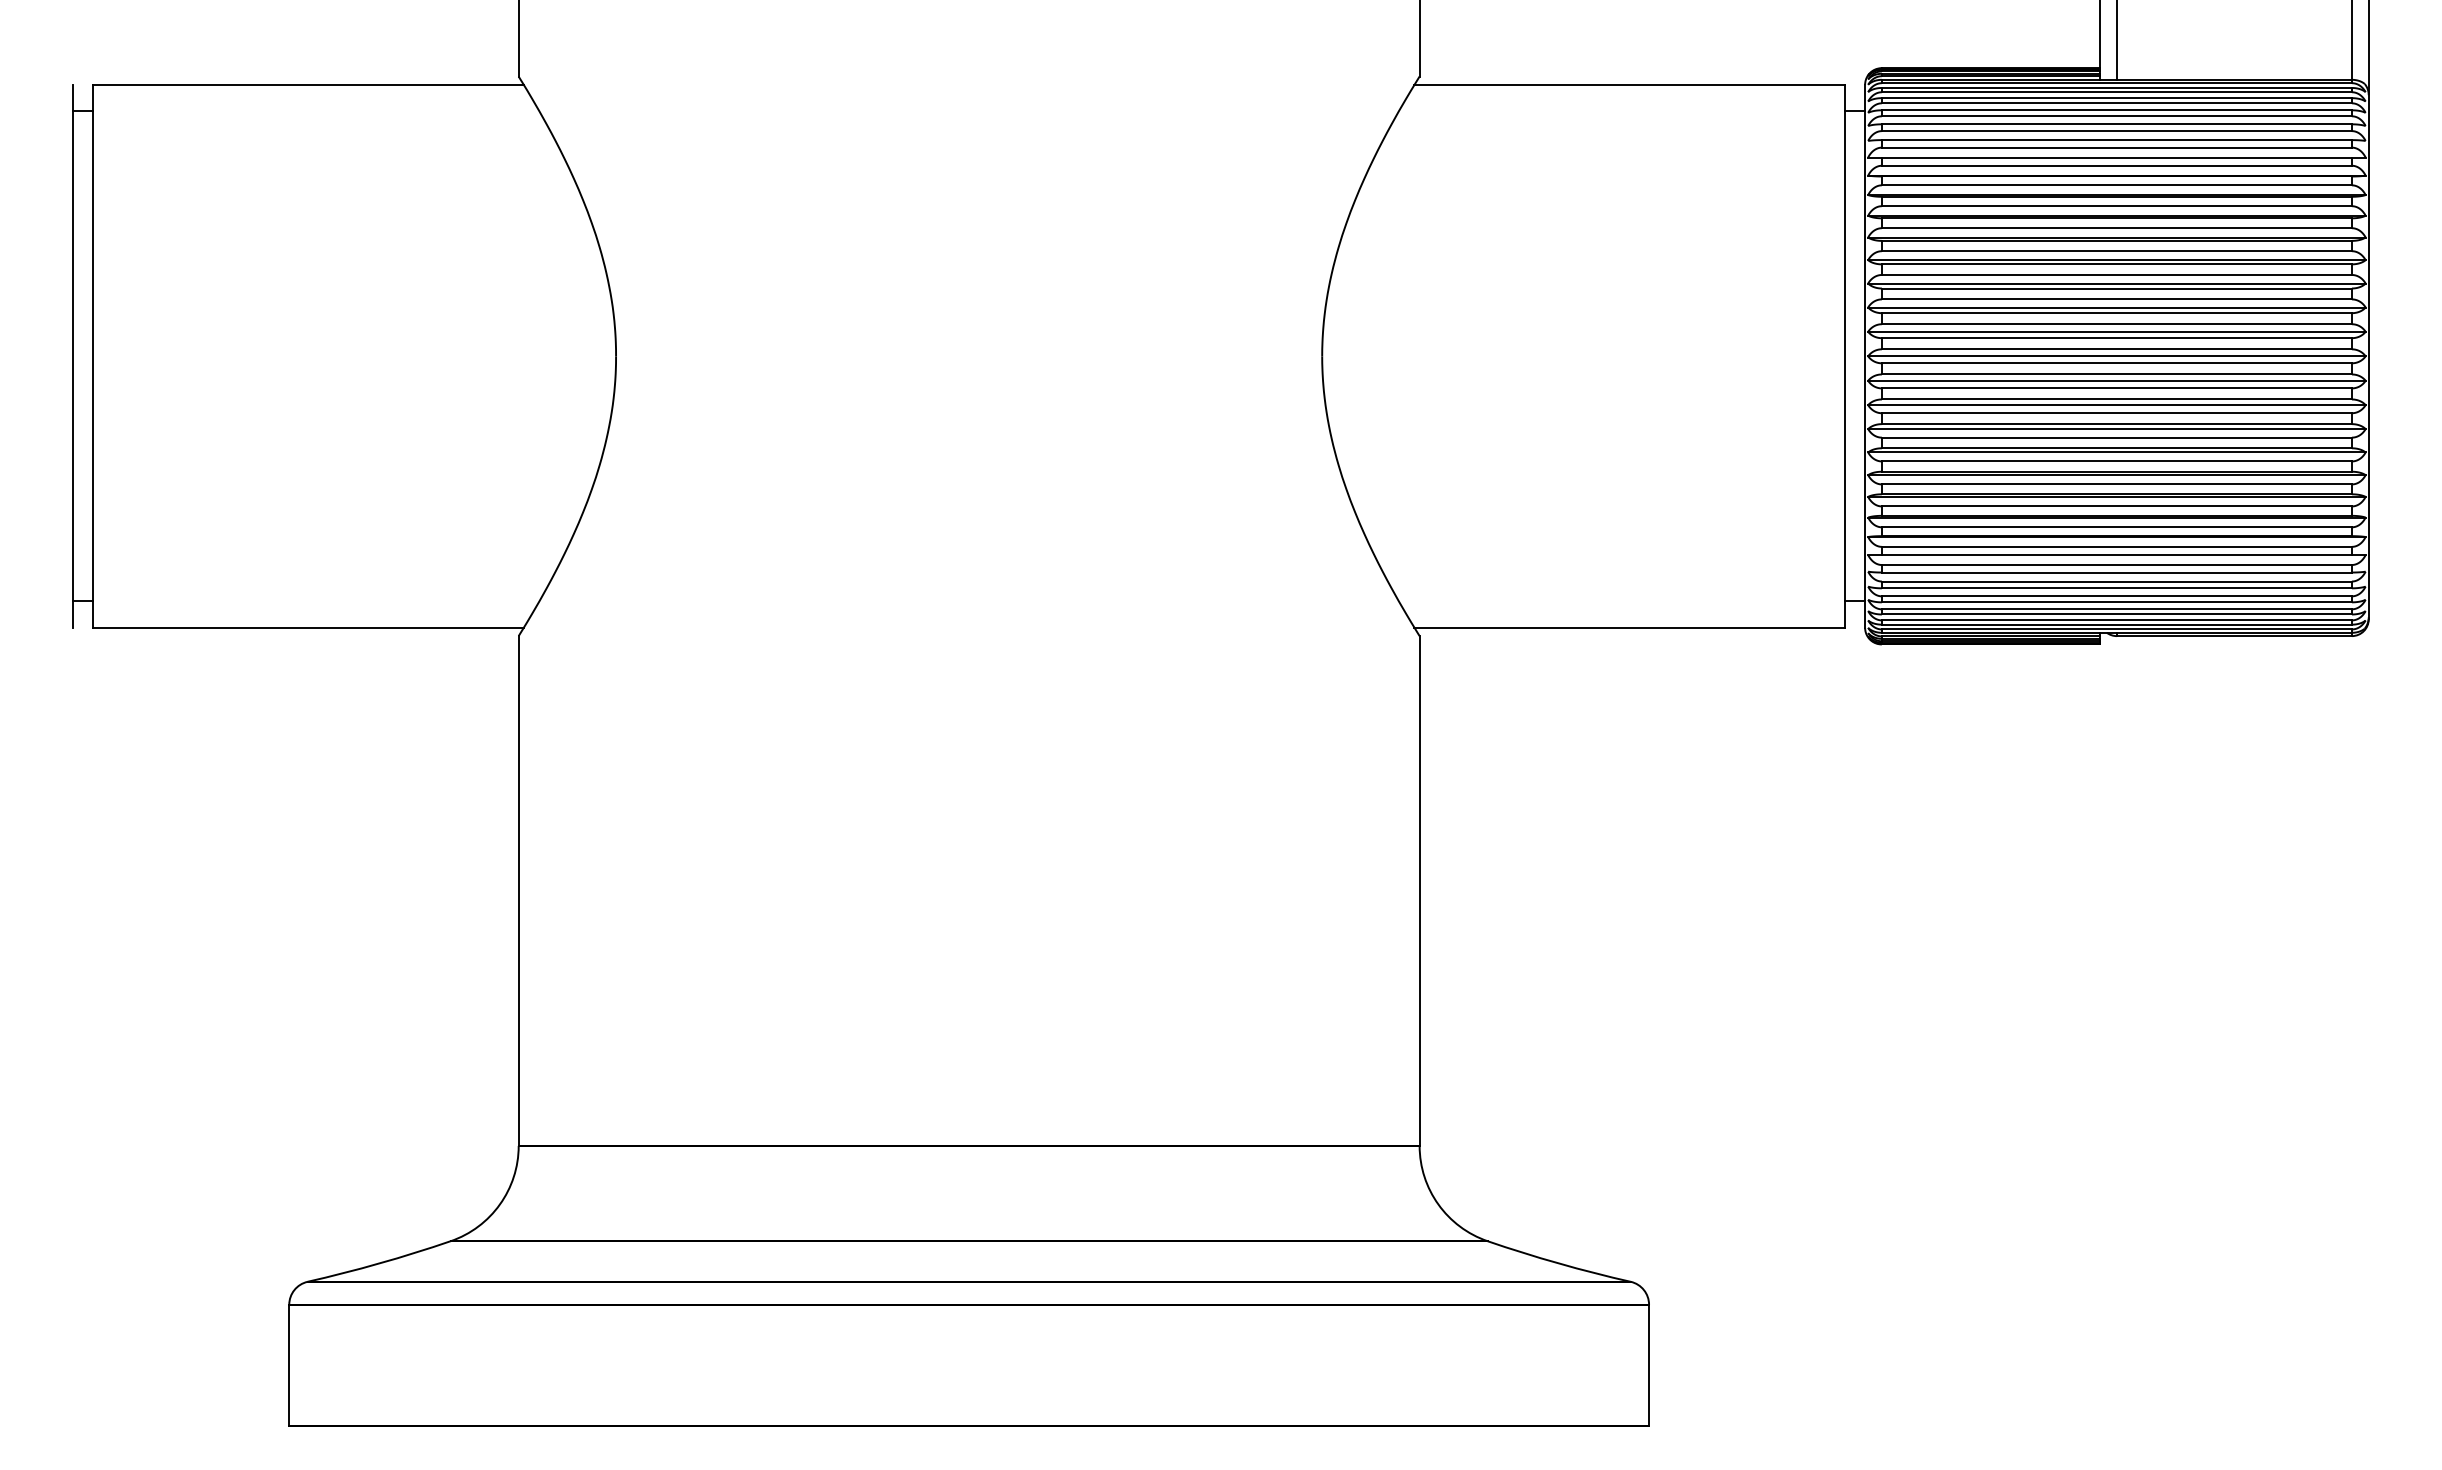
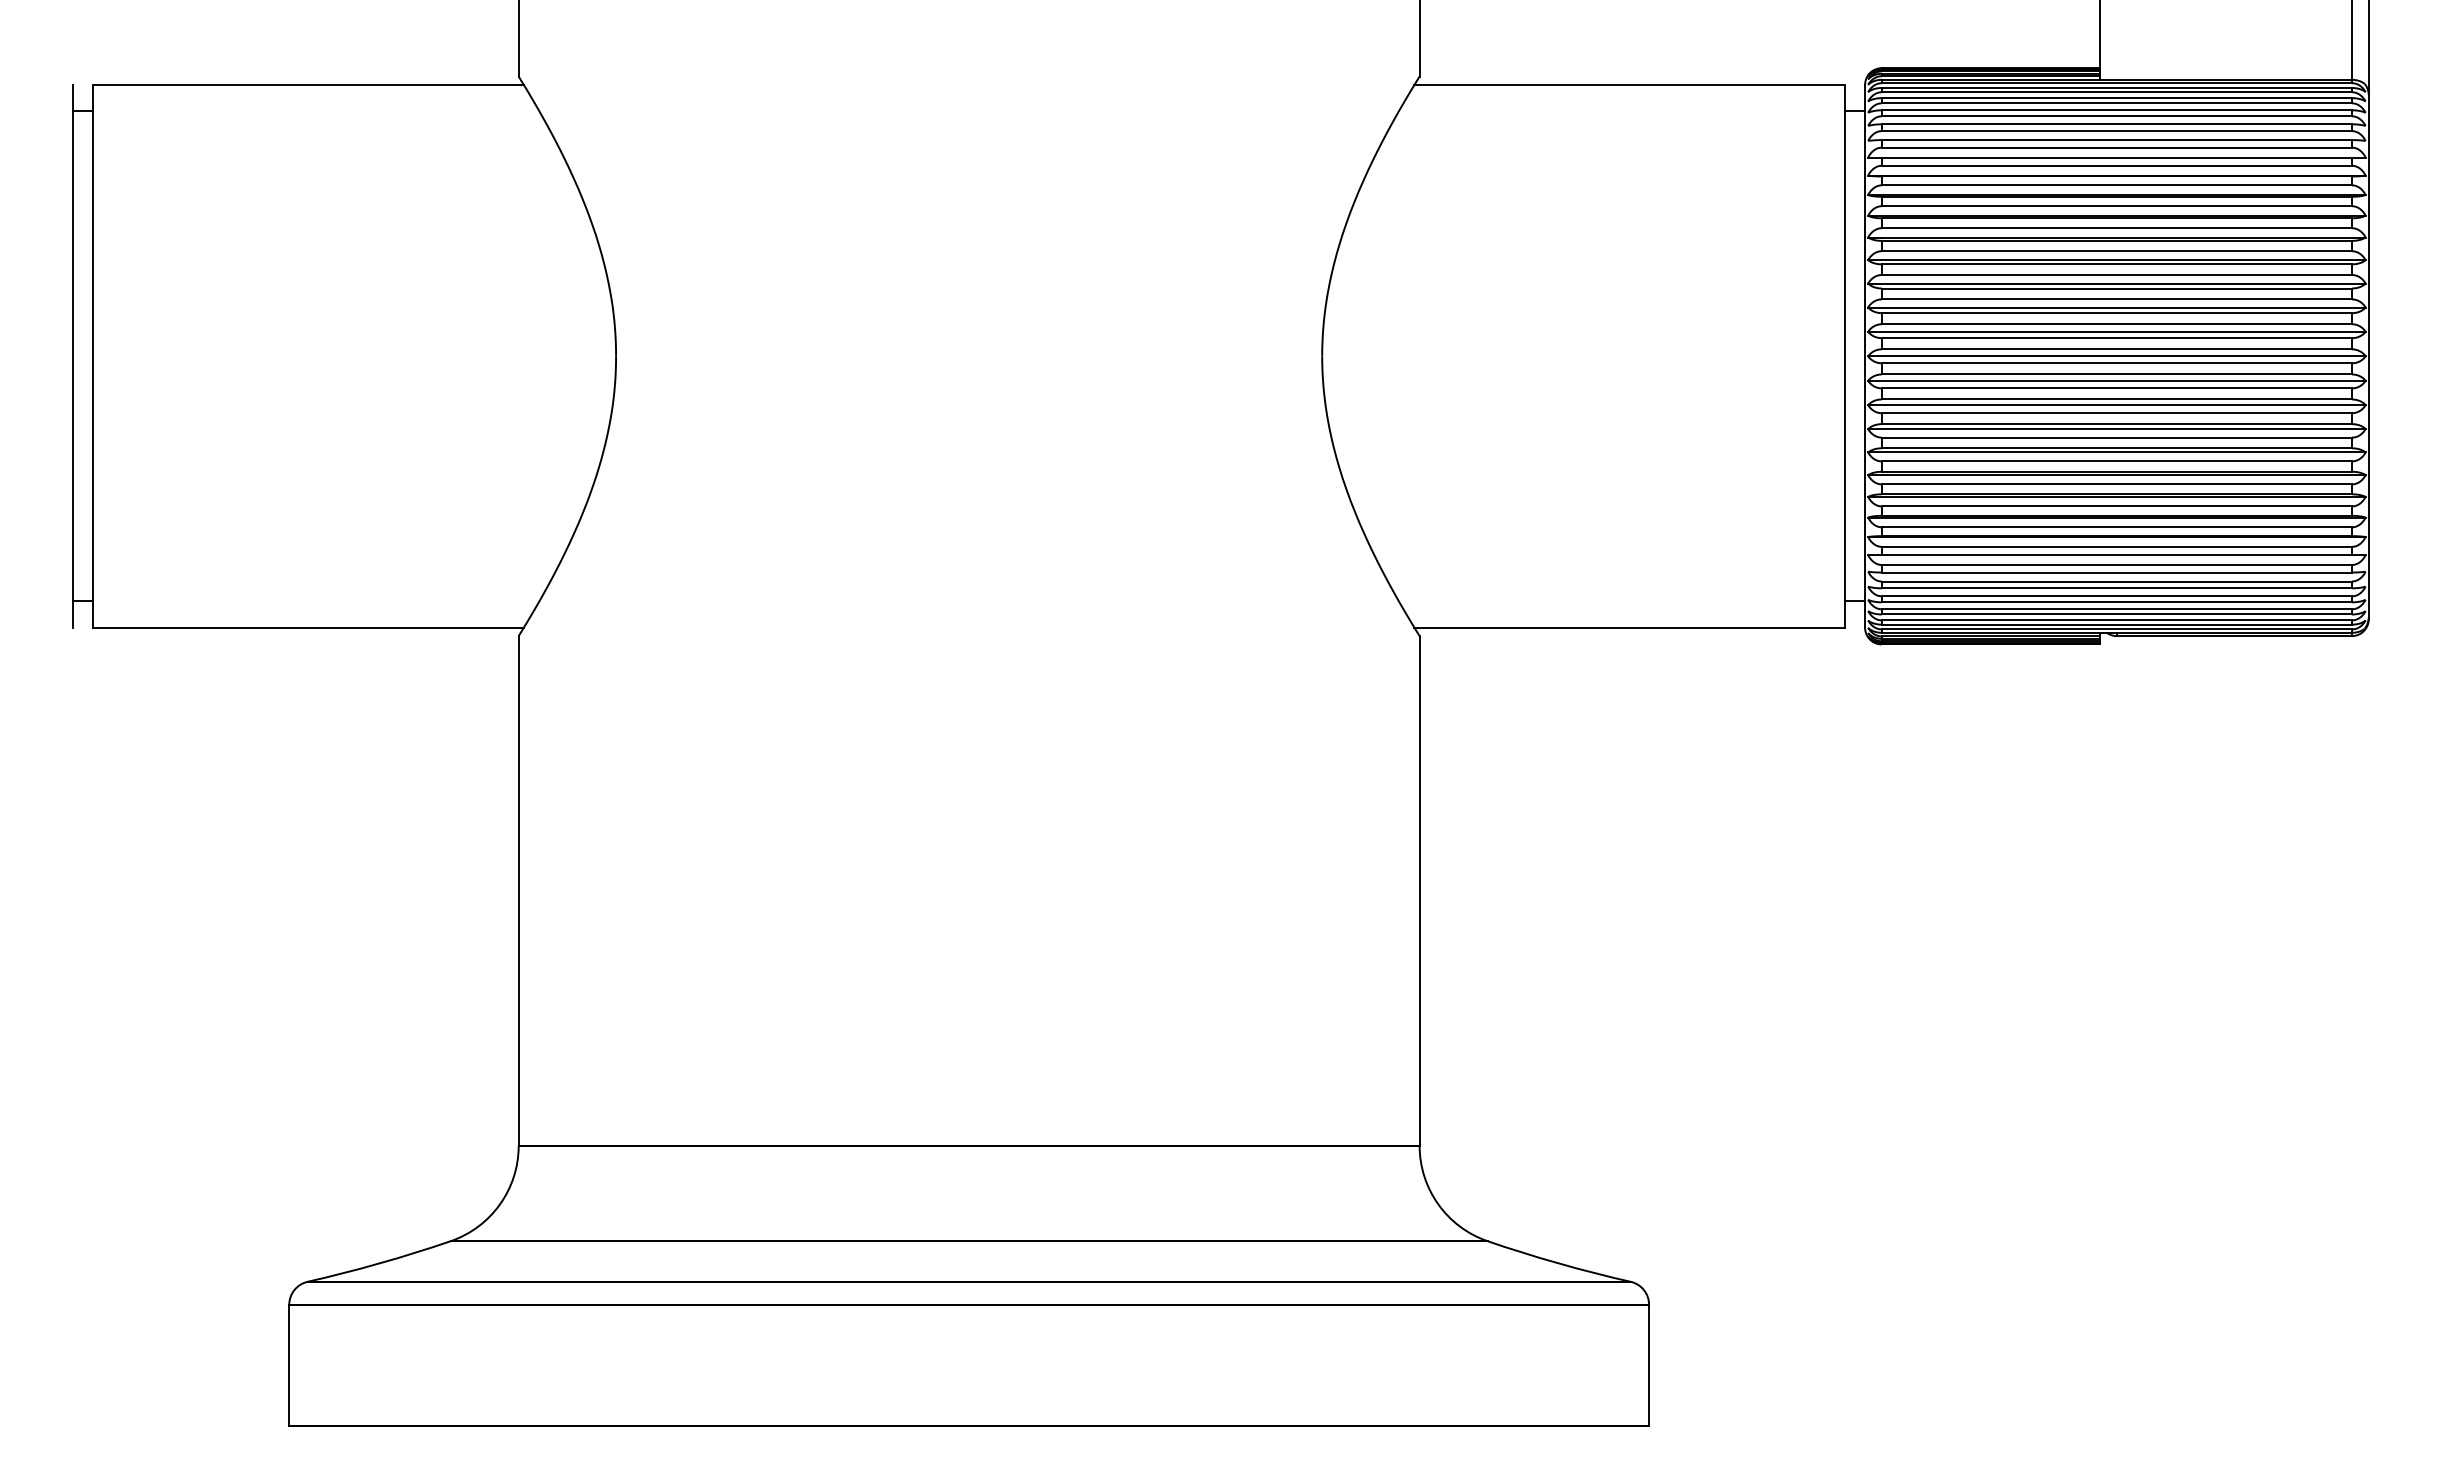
line: present -> none (2116, 40)
